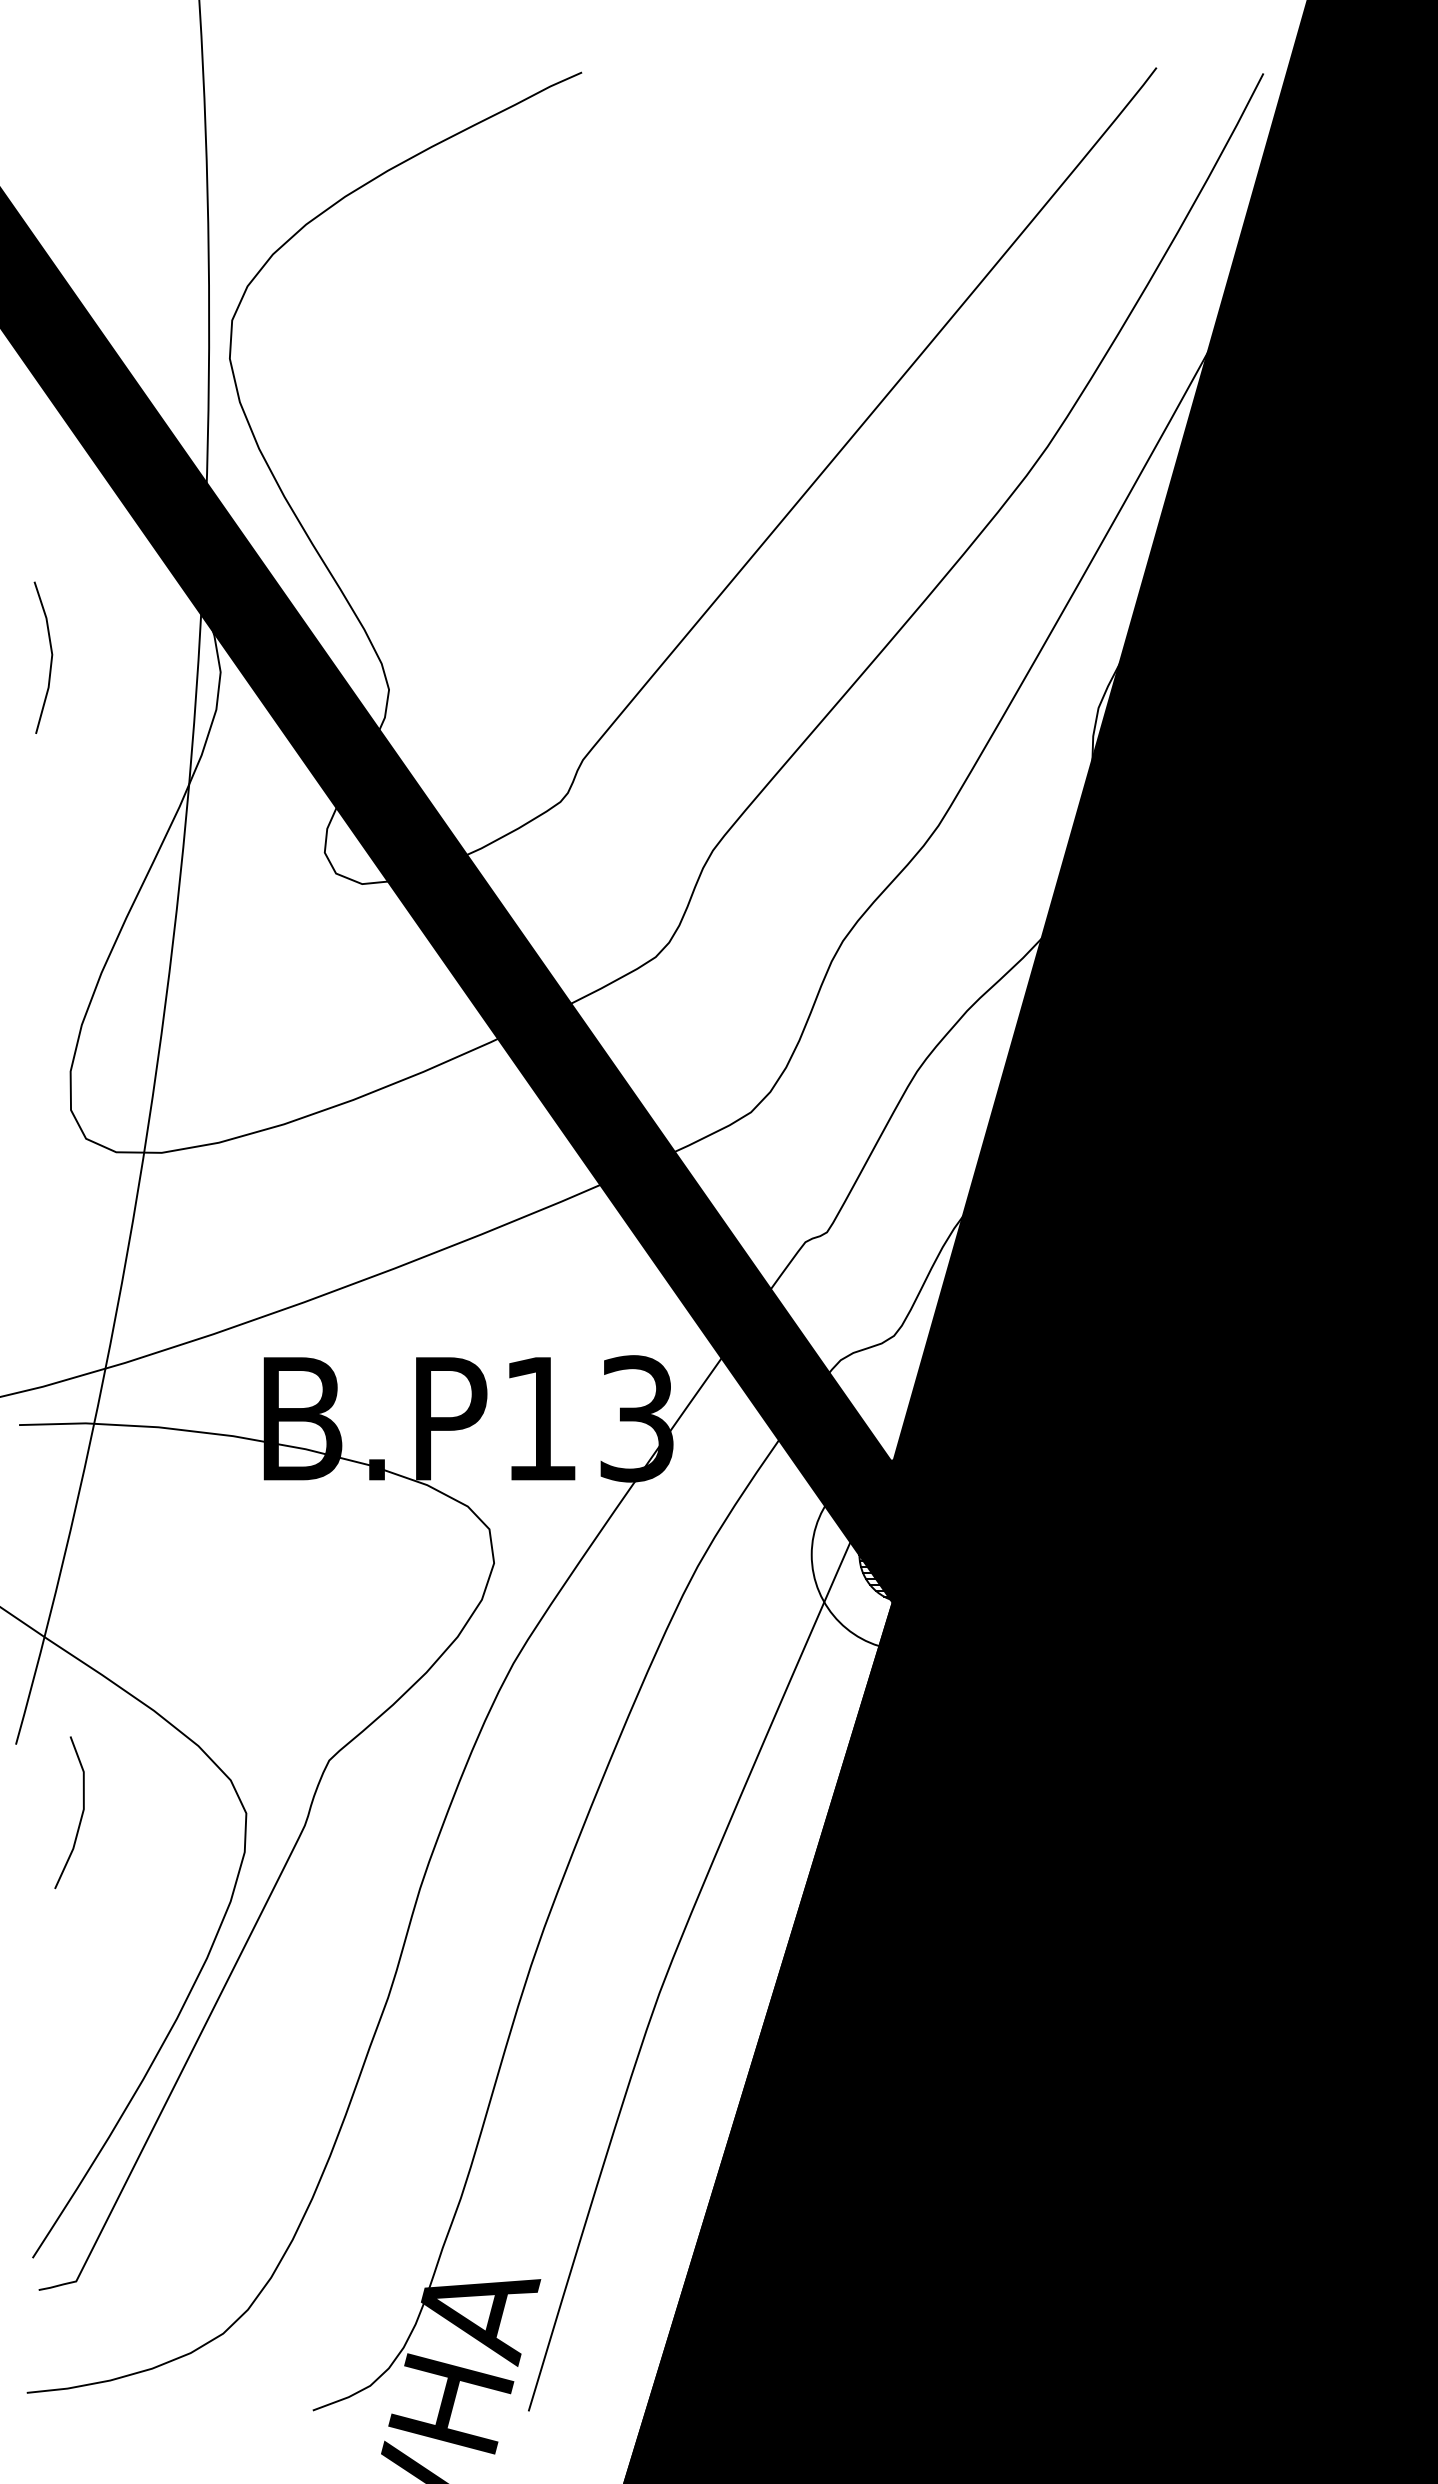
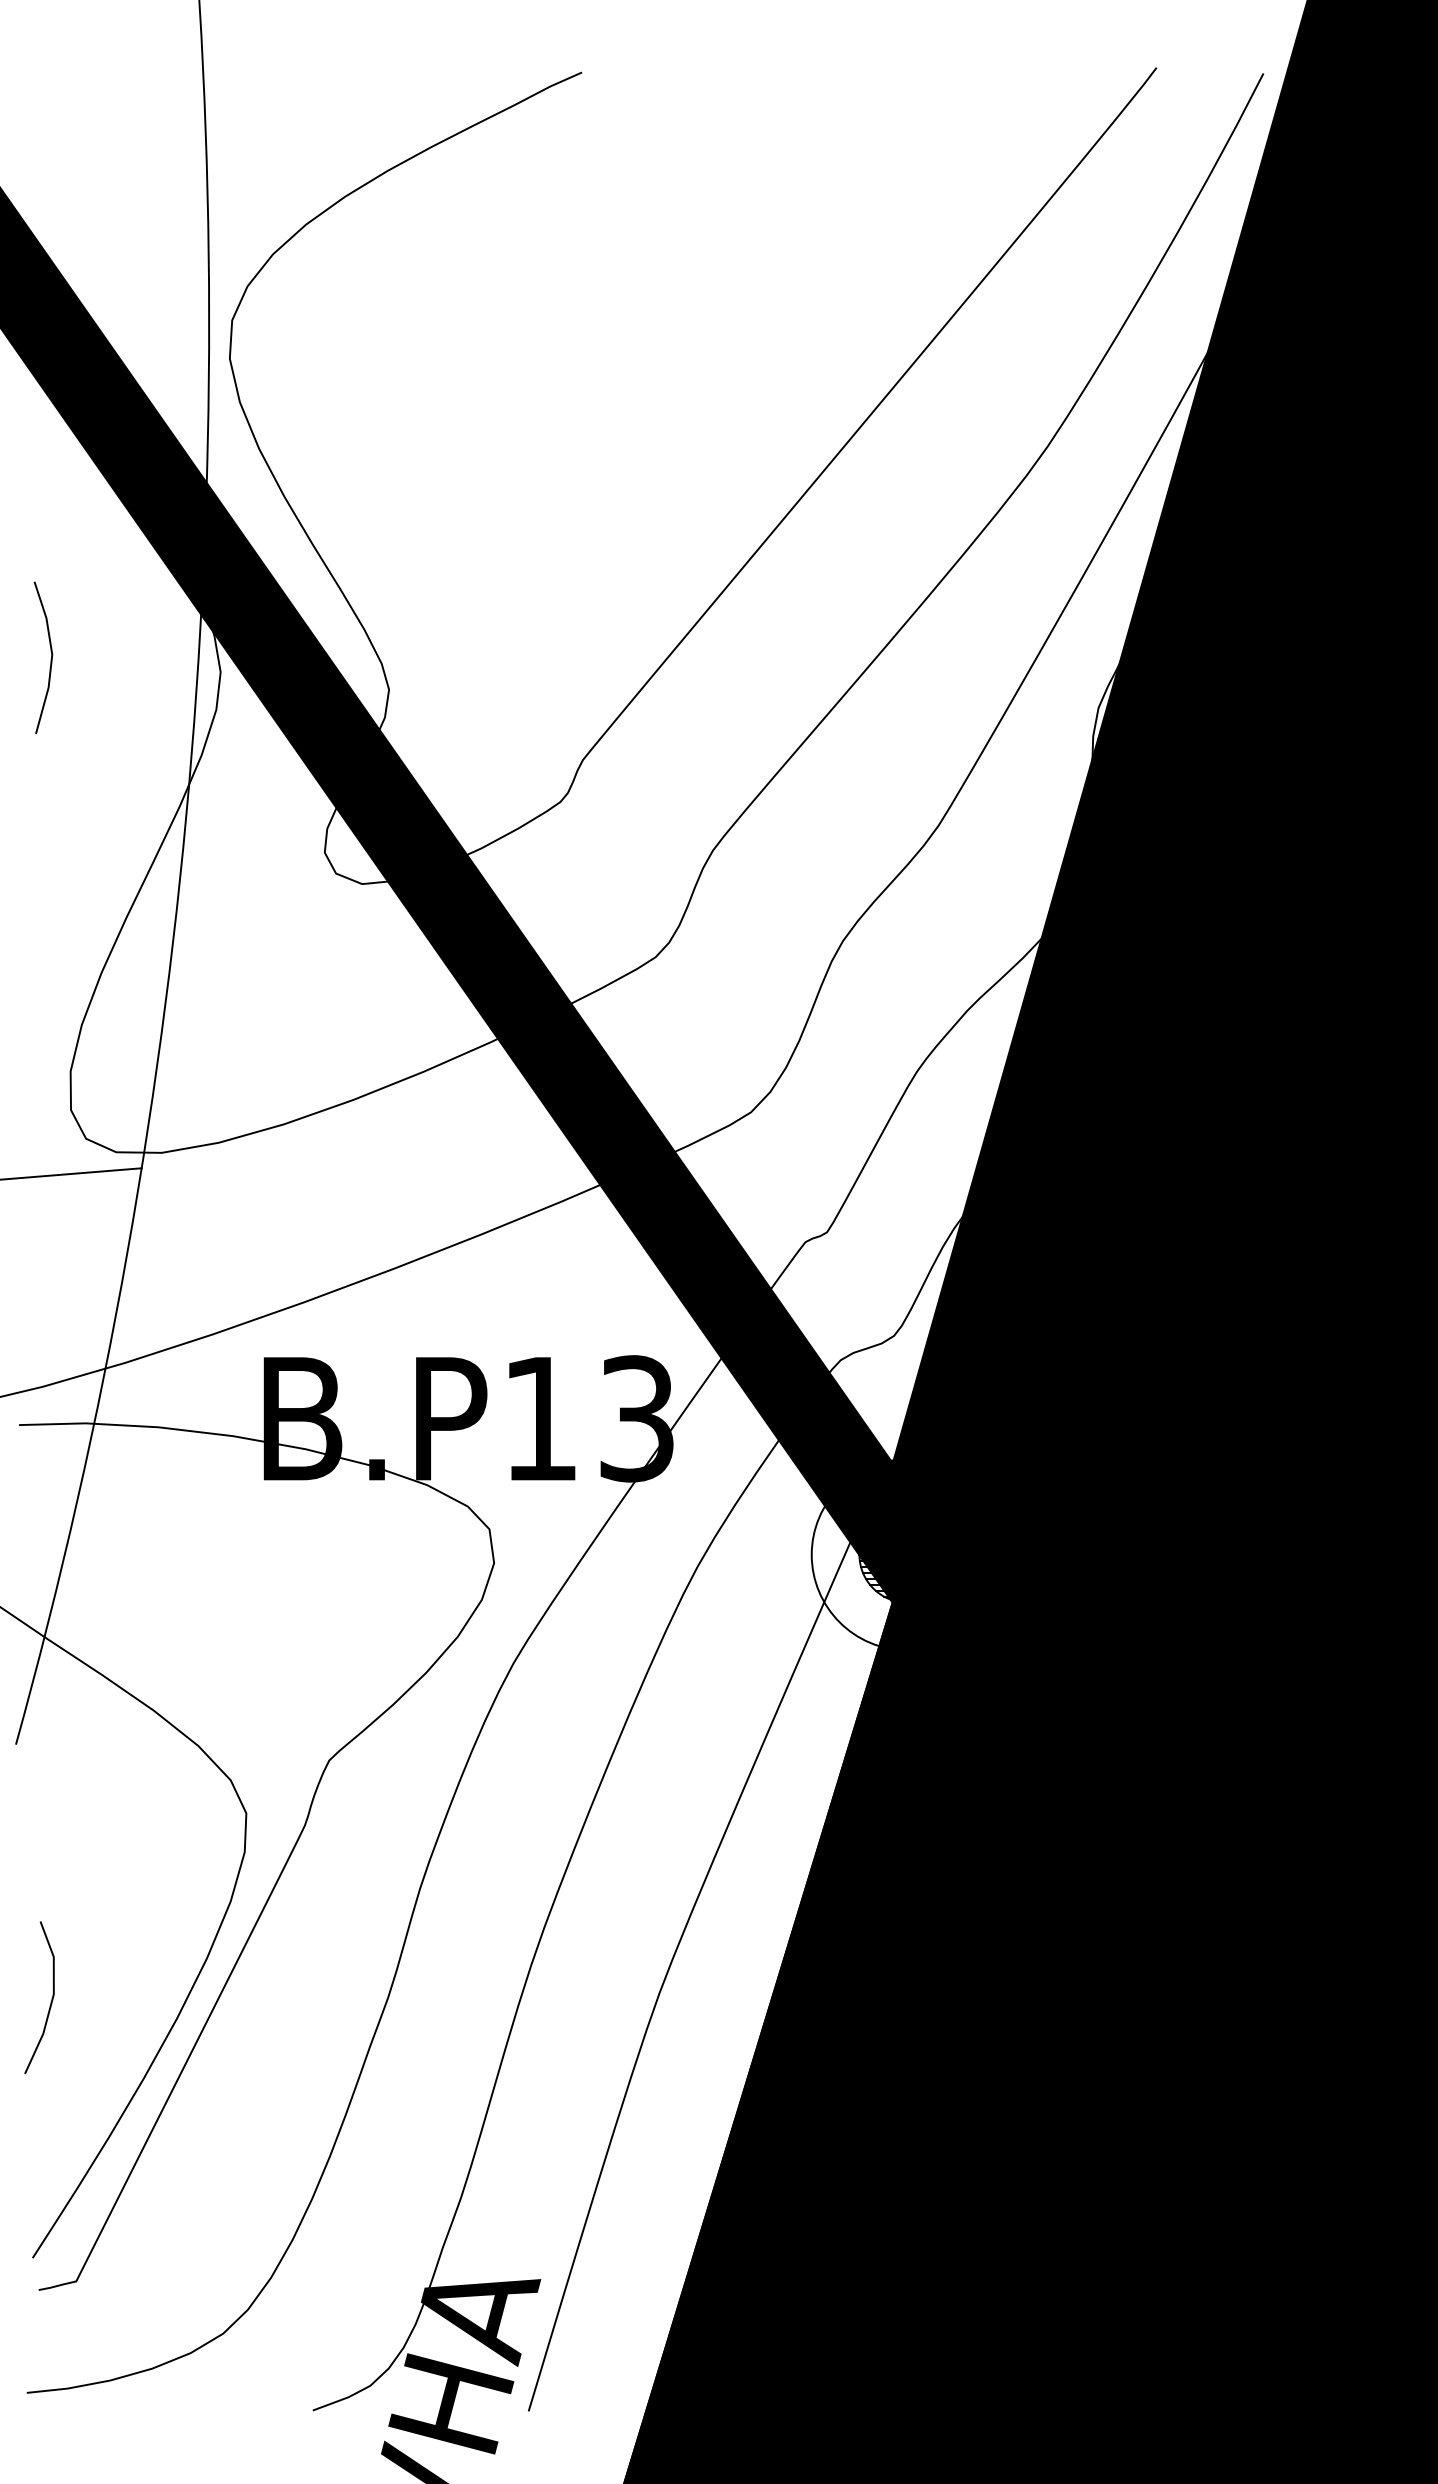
line: none -> present (71, 1173)
line position: (81, 1813) -> (51, 1998) (51, 1998)
